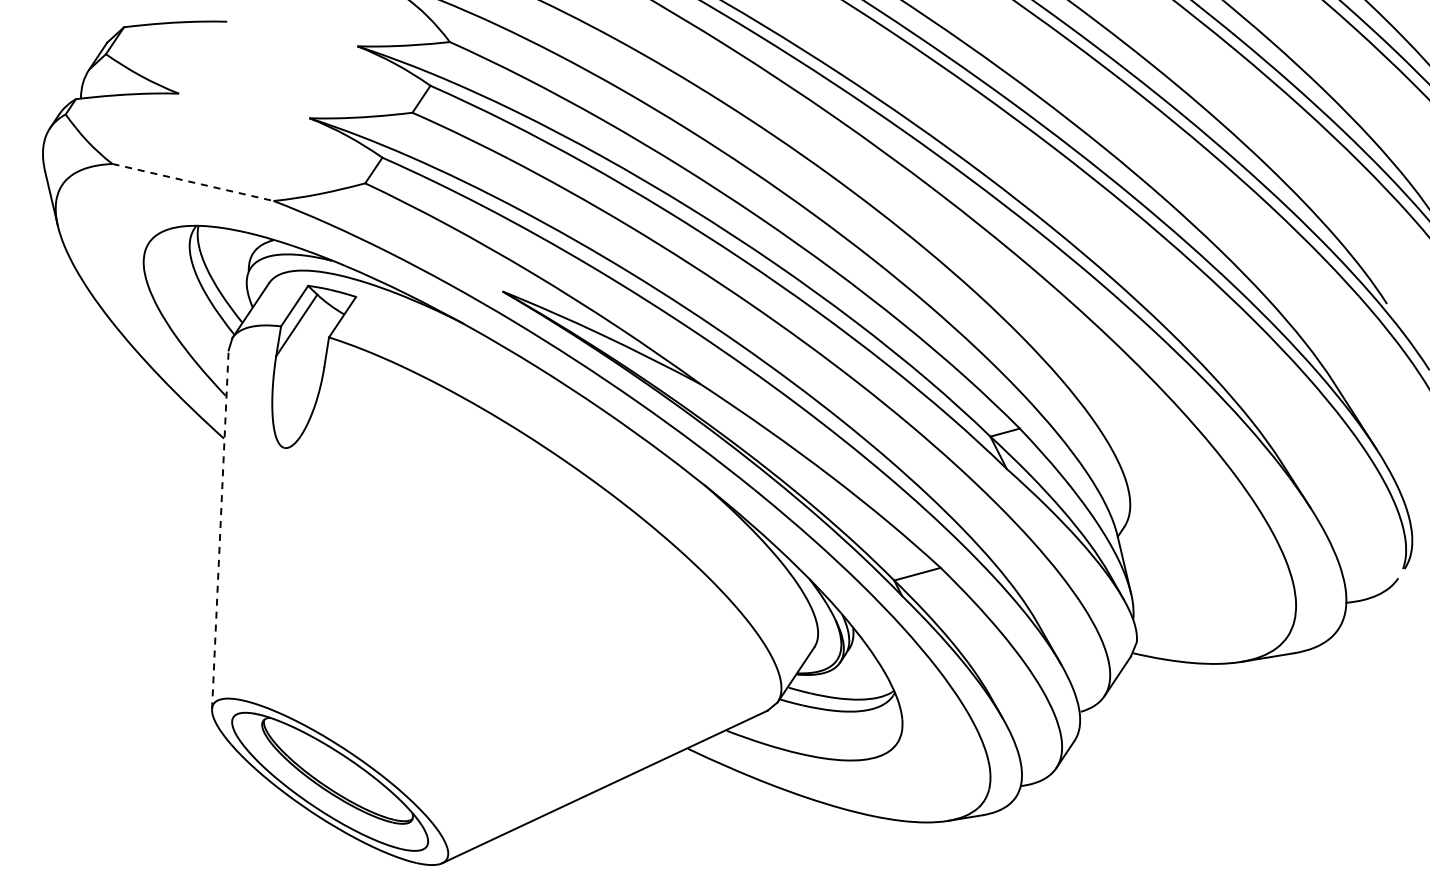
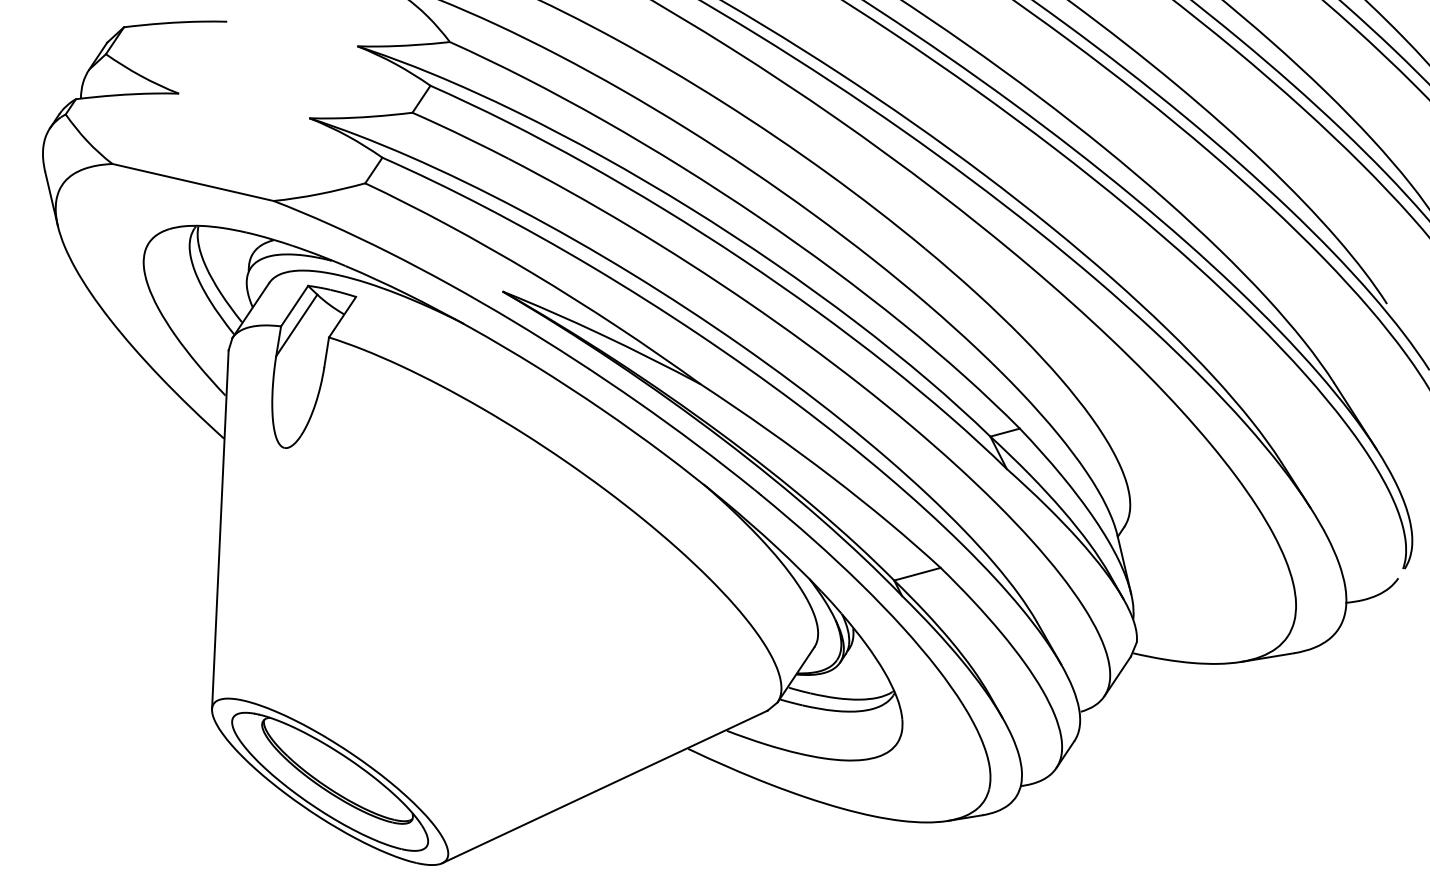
line: dashed -> solid (193, 182)
line: dashed -> solid (220, 529)
